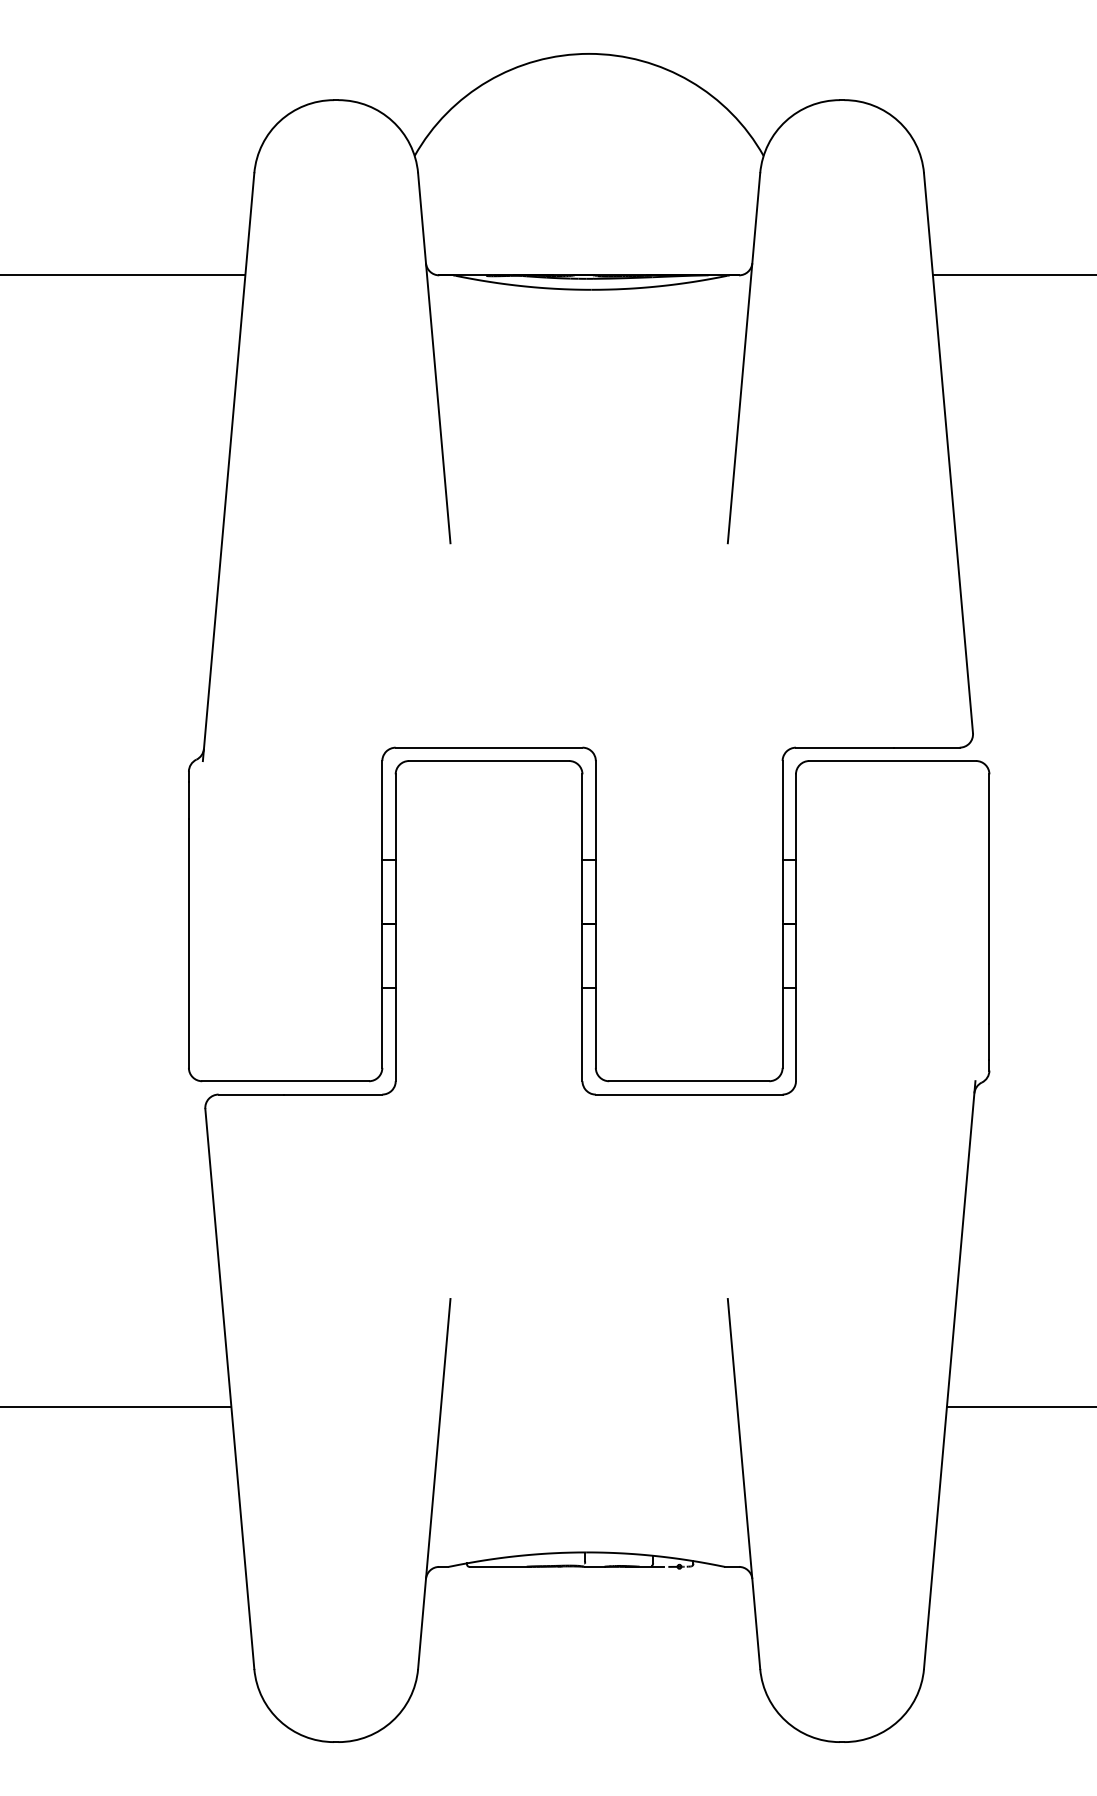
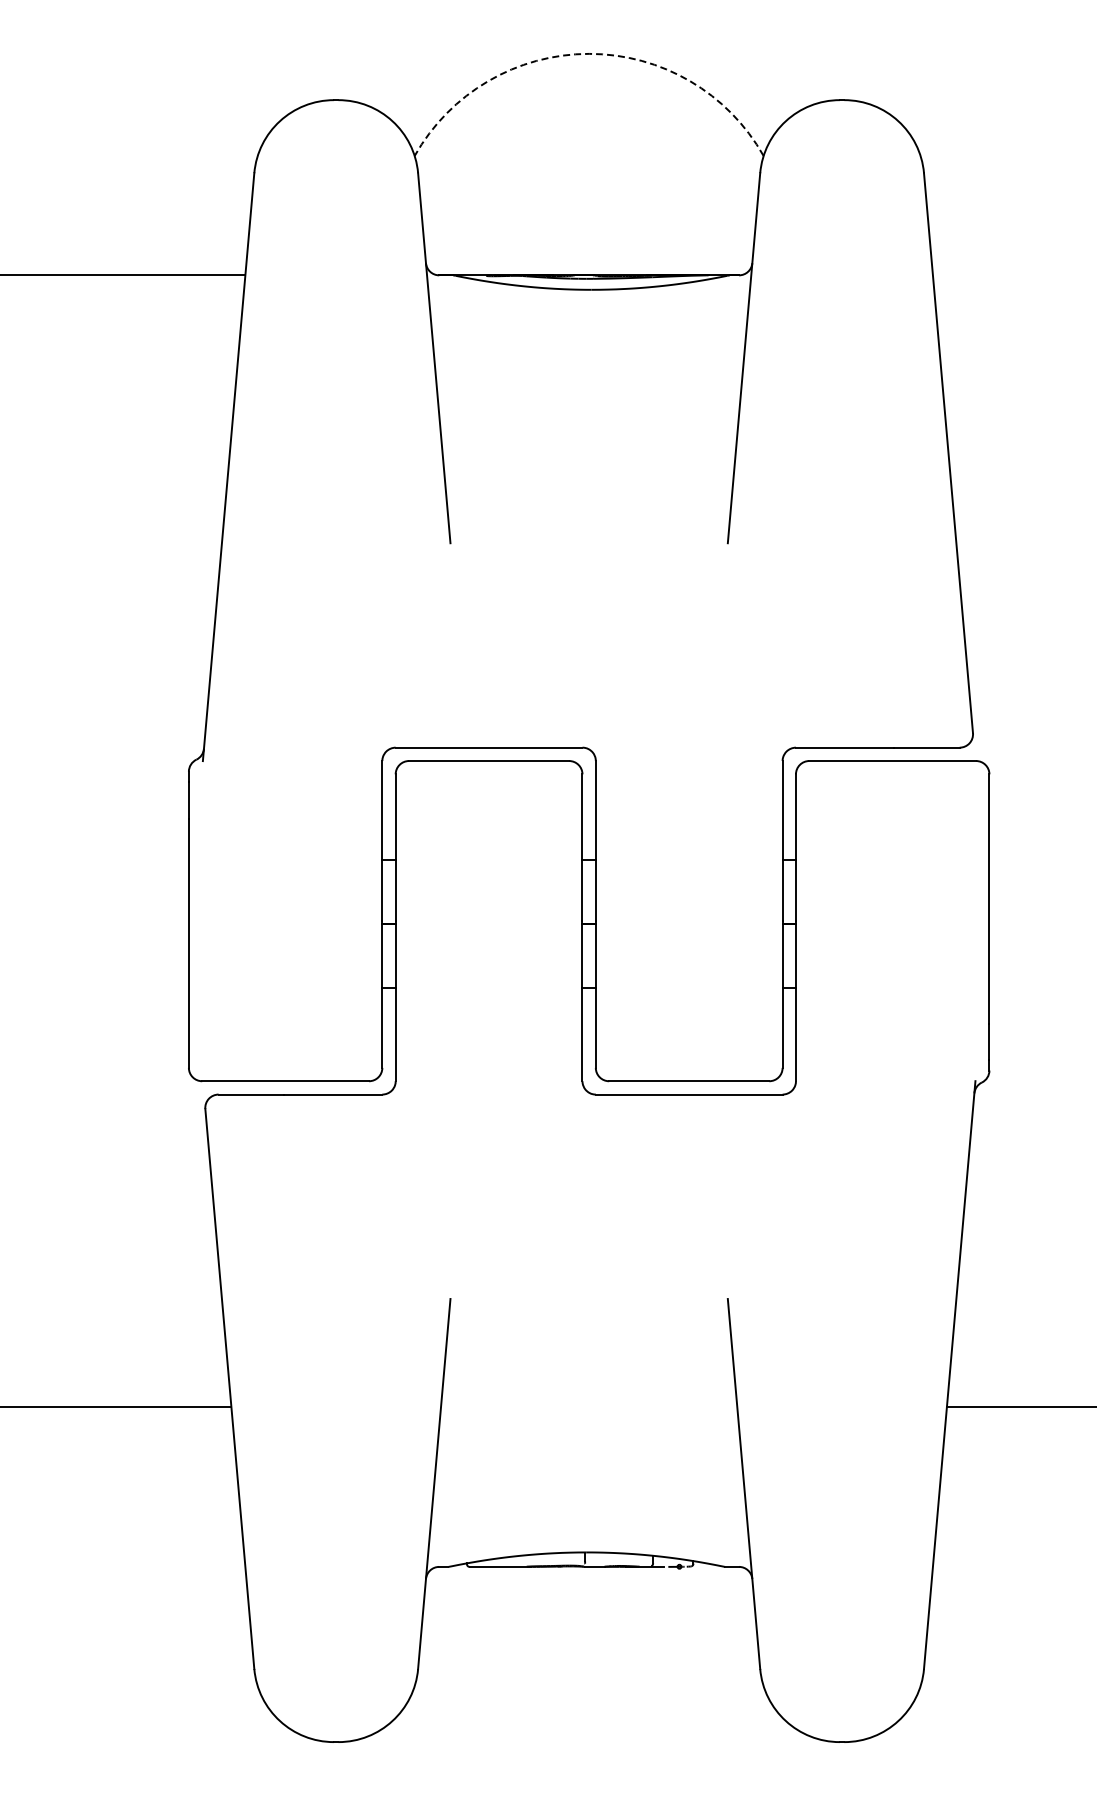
arc: solid -> dashed (589, 53)
line: present -> none (1012, 275)
